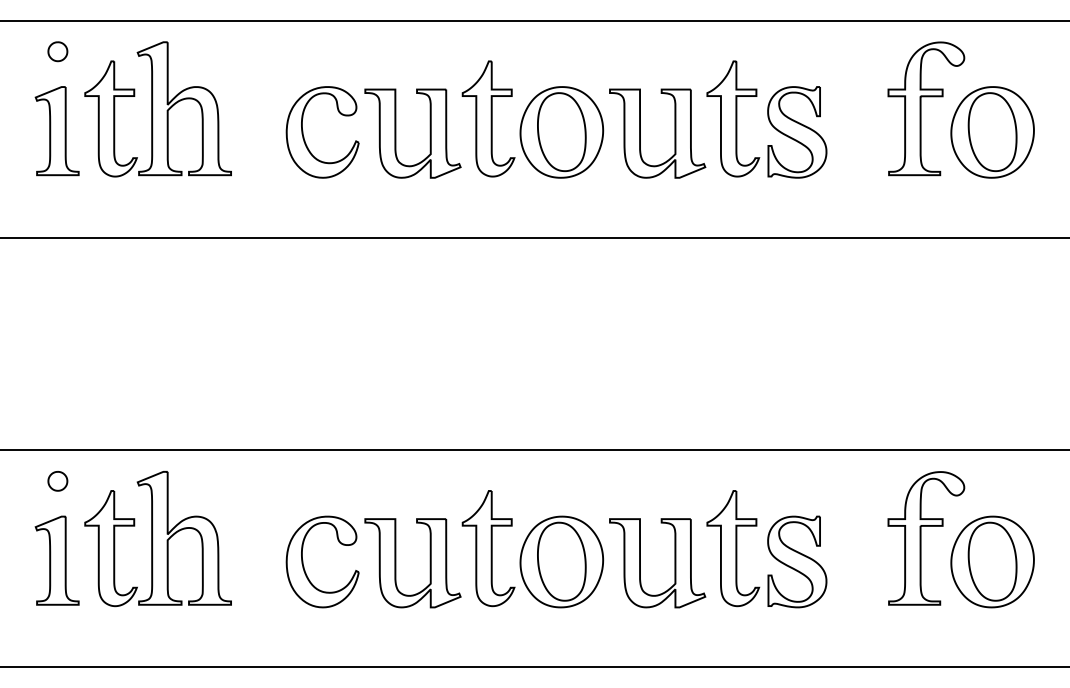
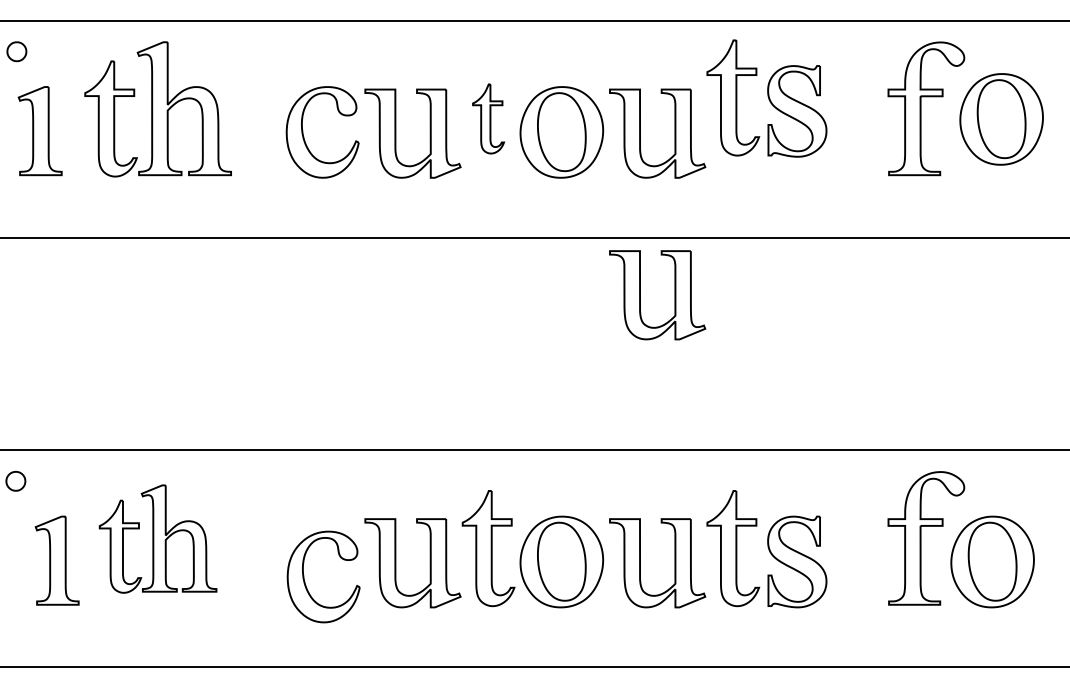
part position: (57, 51) -> (16, 51) (16, 51)
part size: 55x118 px -> 34x72 px (488, 118)
part position: (766, 119) -> (766, 98) (766, 98)
part position: (56, 131) -> (39, 131) (39, 131)
part position: (992, 132) -> (1001, 119) (1001, 119)
part: none -> present (640, 295)
part position: (57, 481) -> (15, 481) (15, 481)
part size: 148x137 px -> 120x110 px (157, 538)
part position: (304, 566) -> (305, 581) (305, 581)
